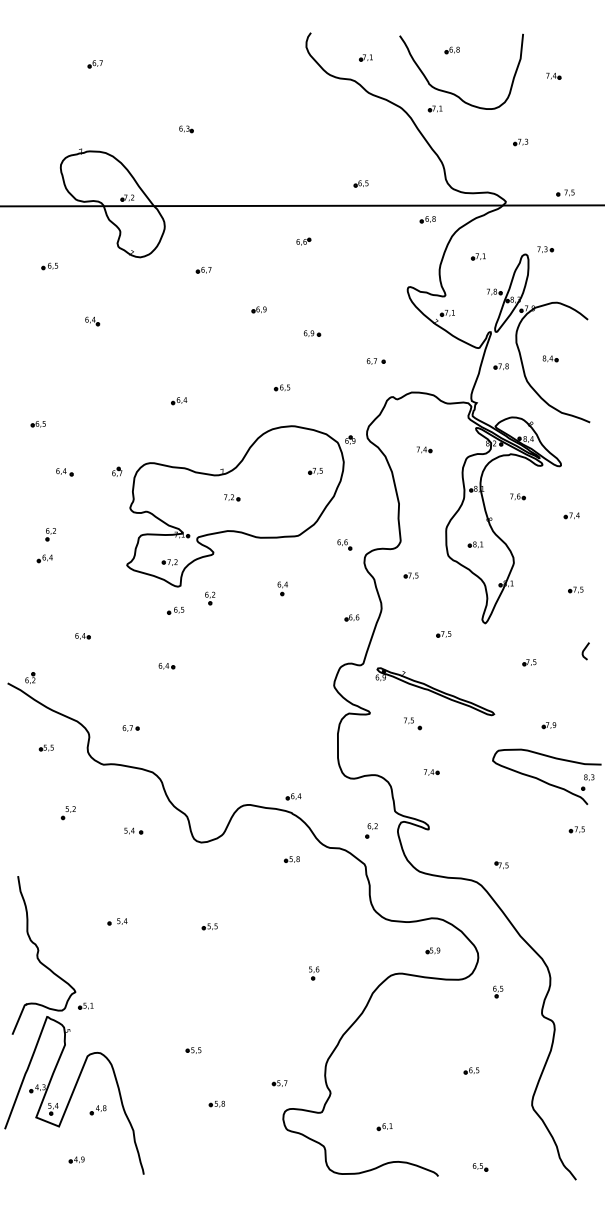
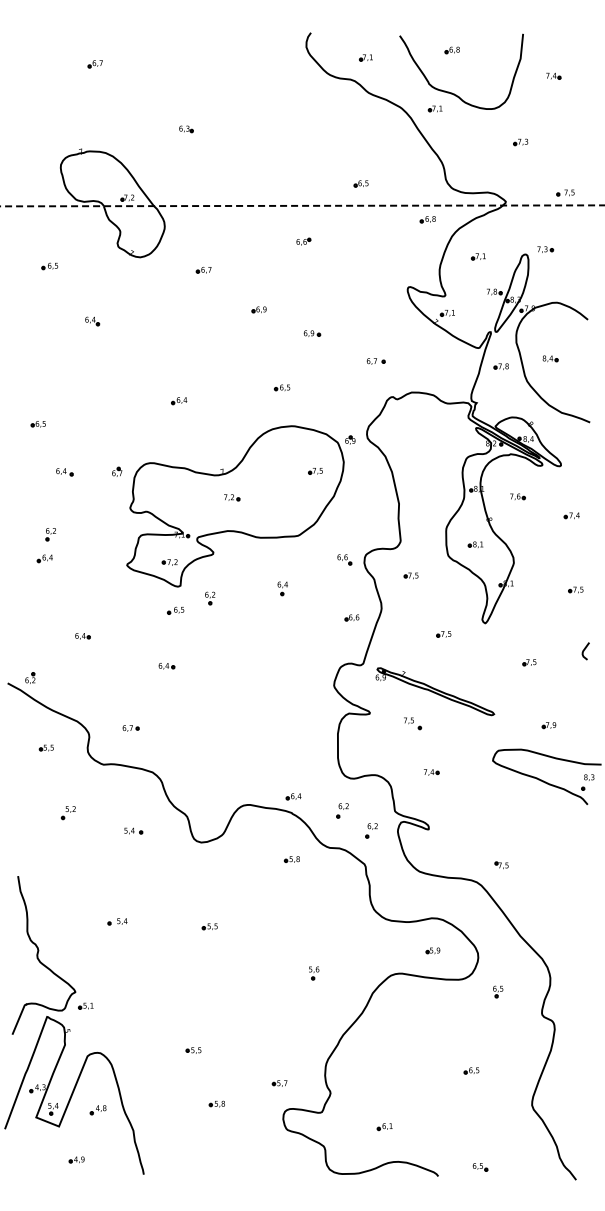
line: solid -> dashed (302, 205)
part: present -> none (424, 449)
part position: (344, 544) -> (344, 559) (344, 559)
part: none -> present (342, 810)
part: present -> none (576, 829)
